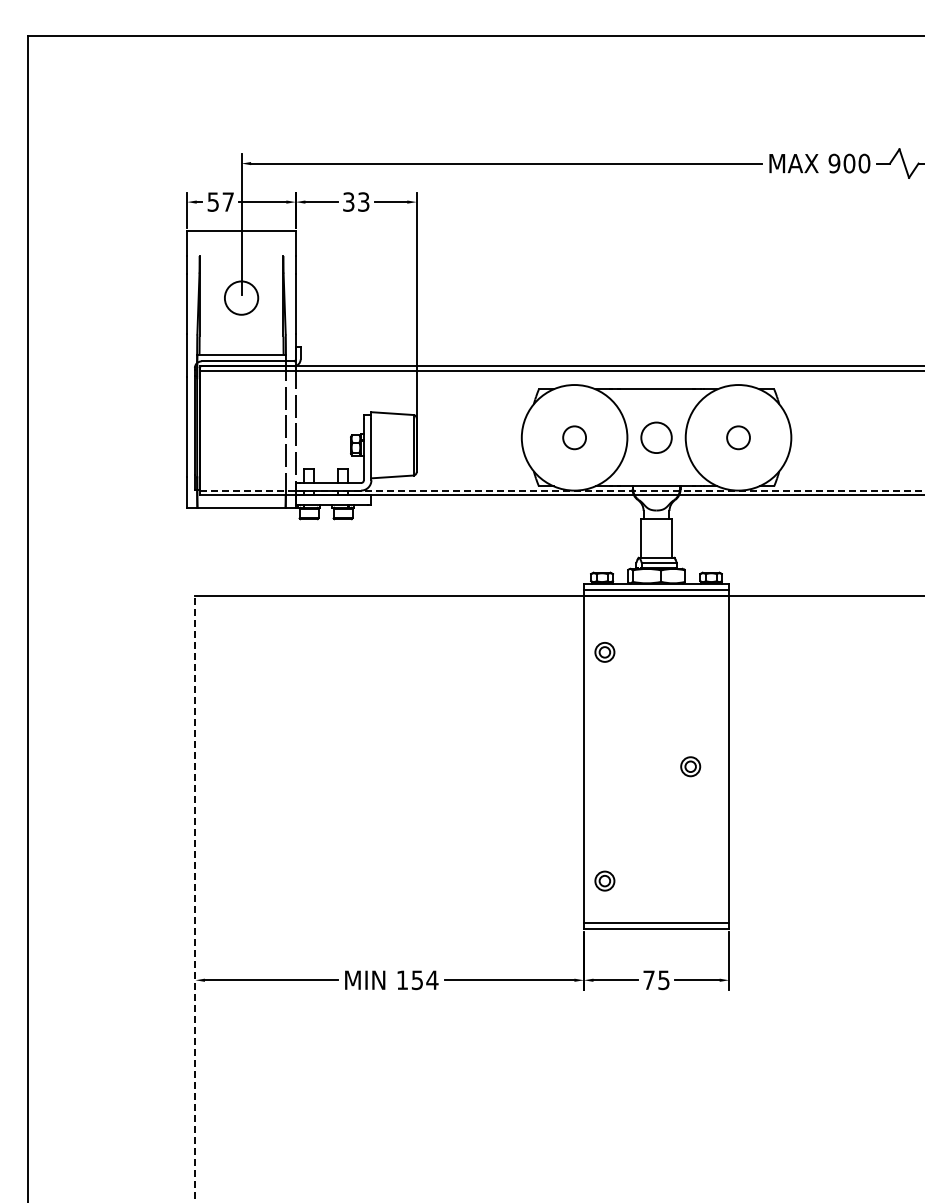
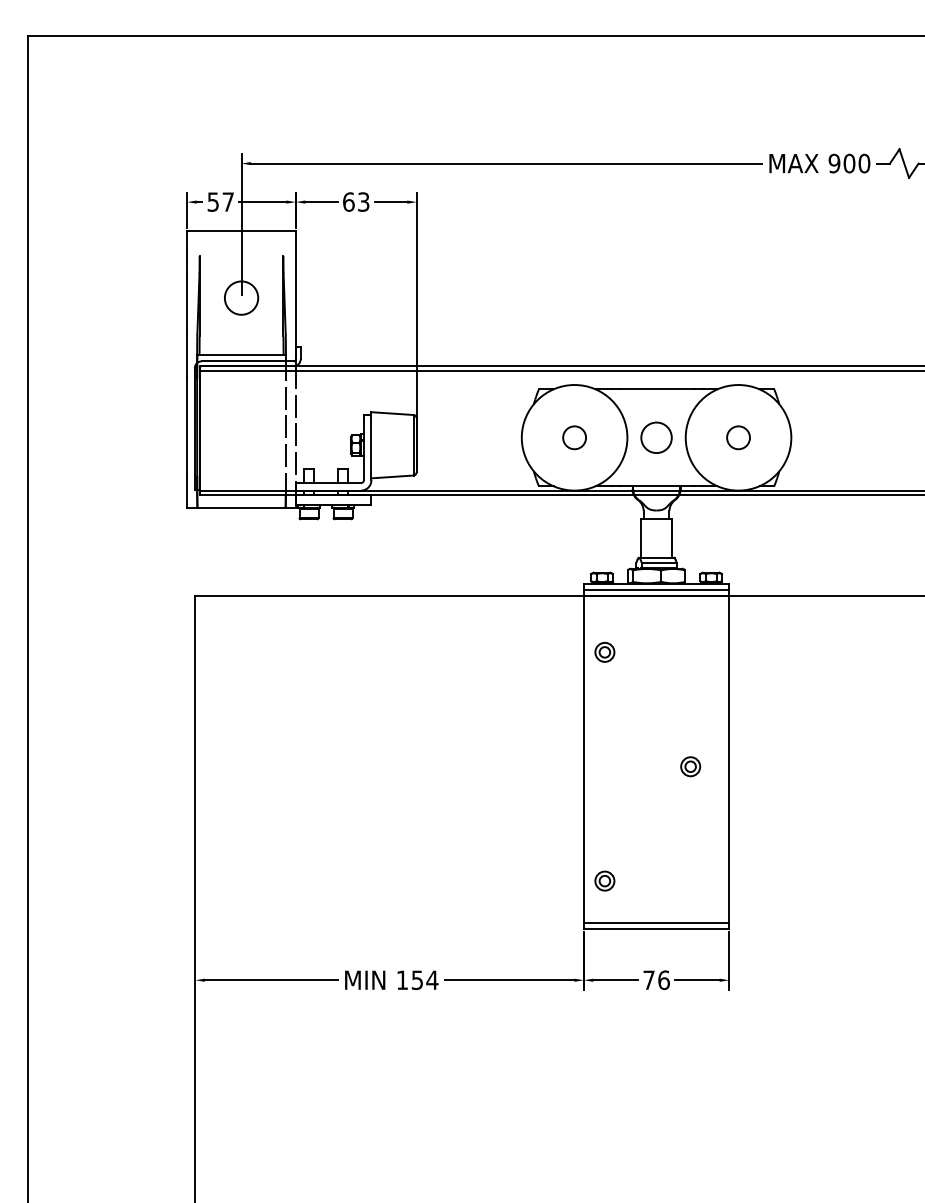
text: 33 -> 63 (348, 201)
line: dashed -> solid (562, 490)
line: dashed -> solid (195, 898)
text: 75 -> 76 (663, 980)
